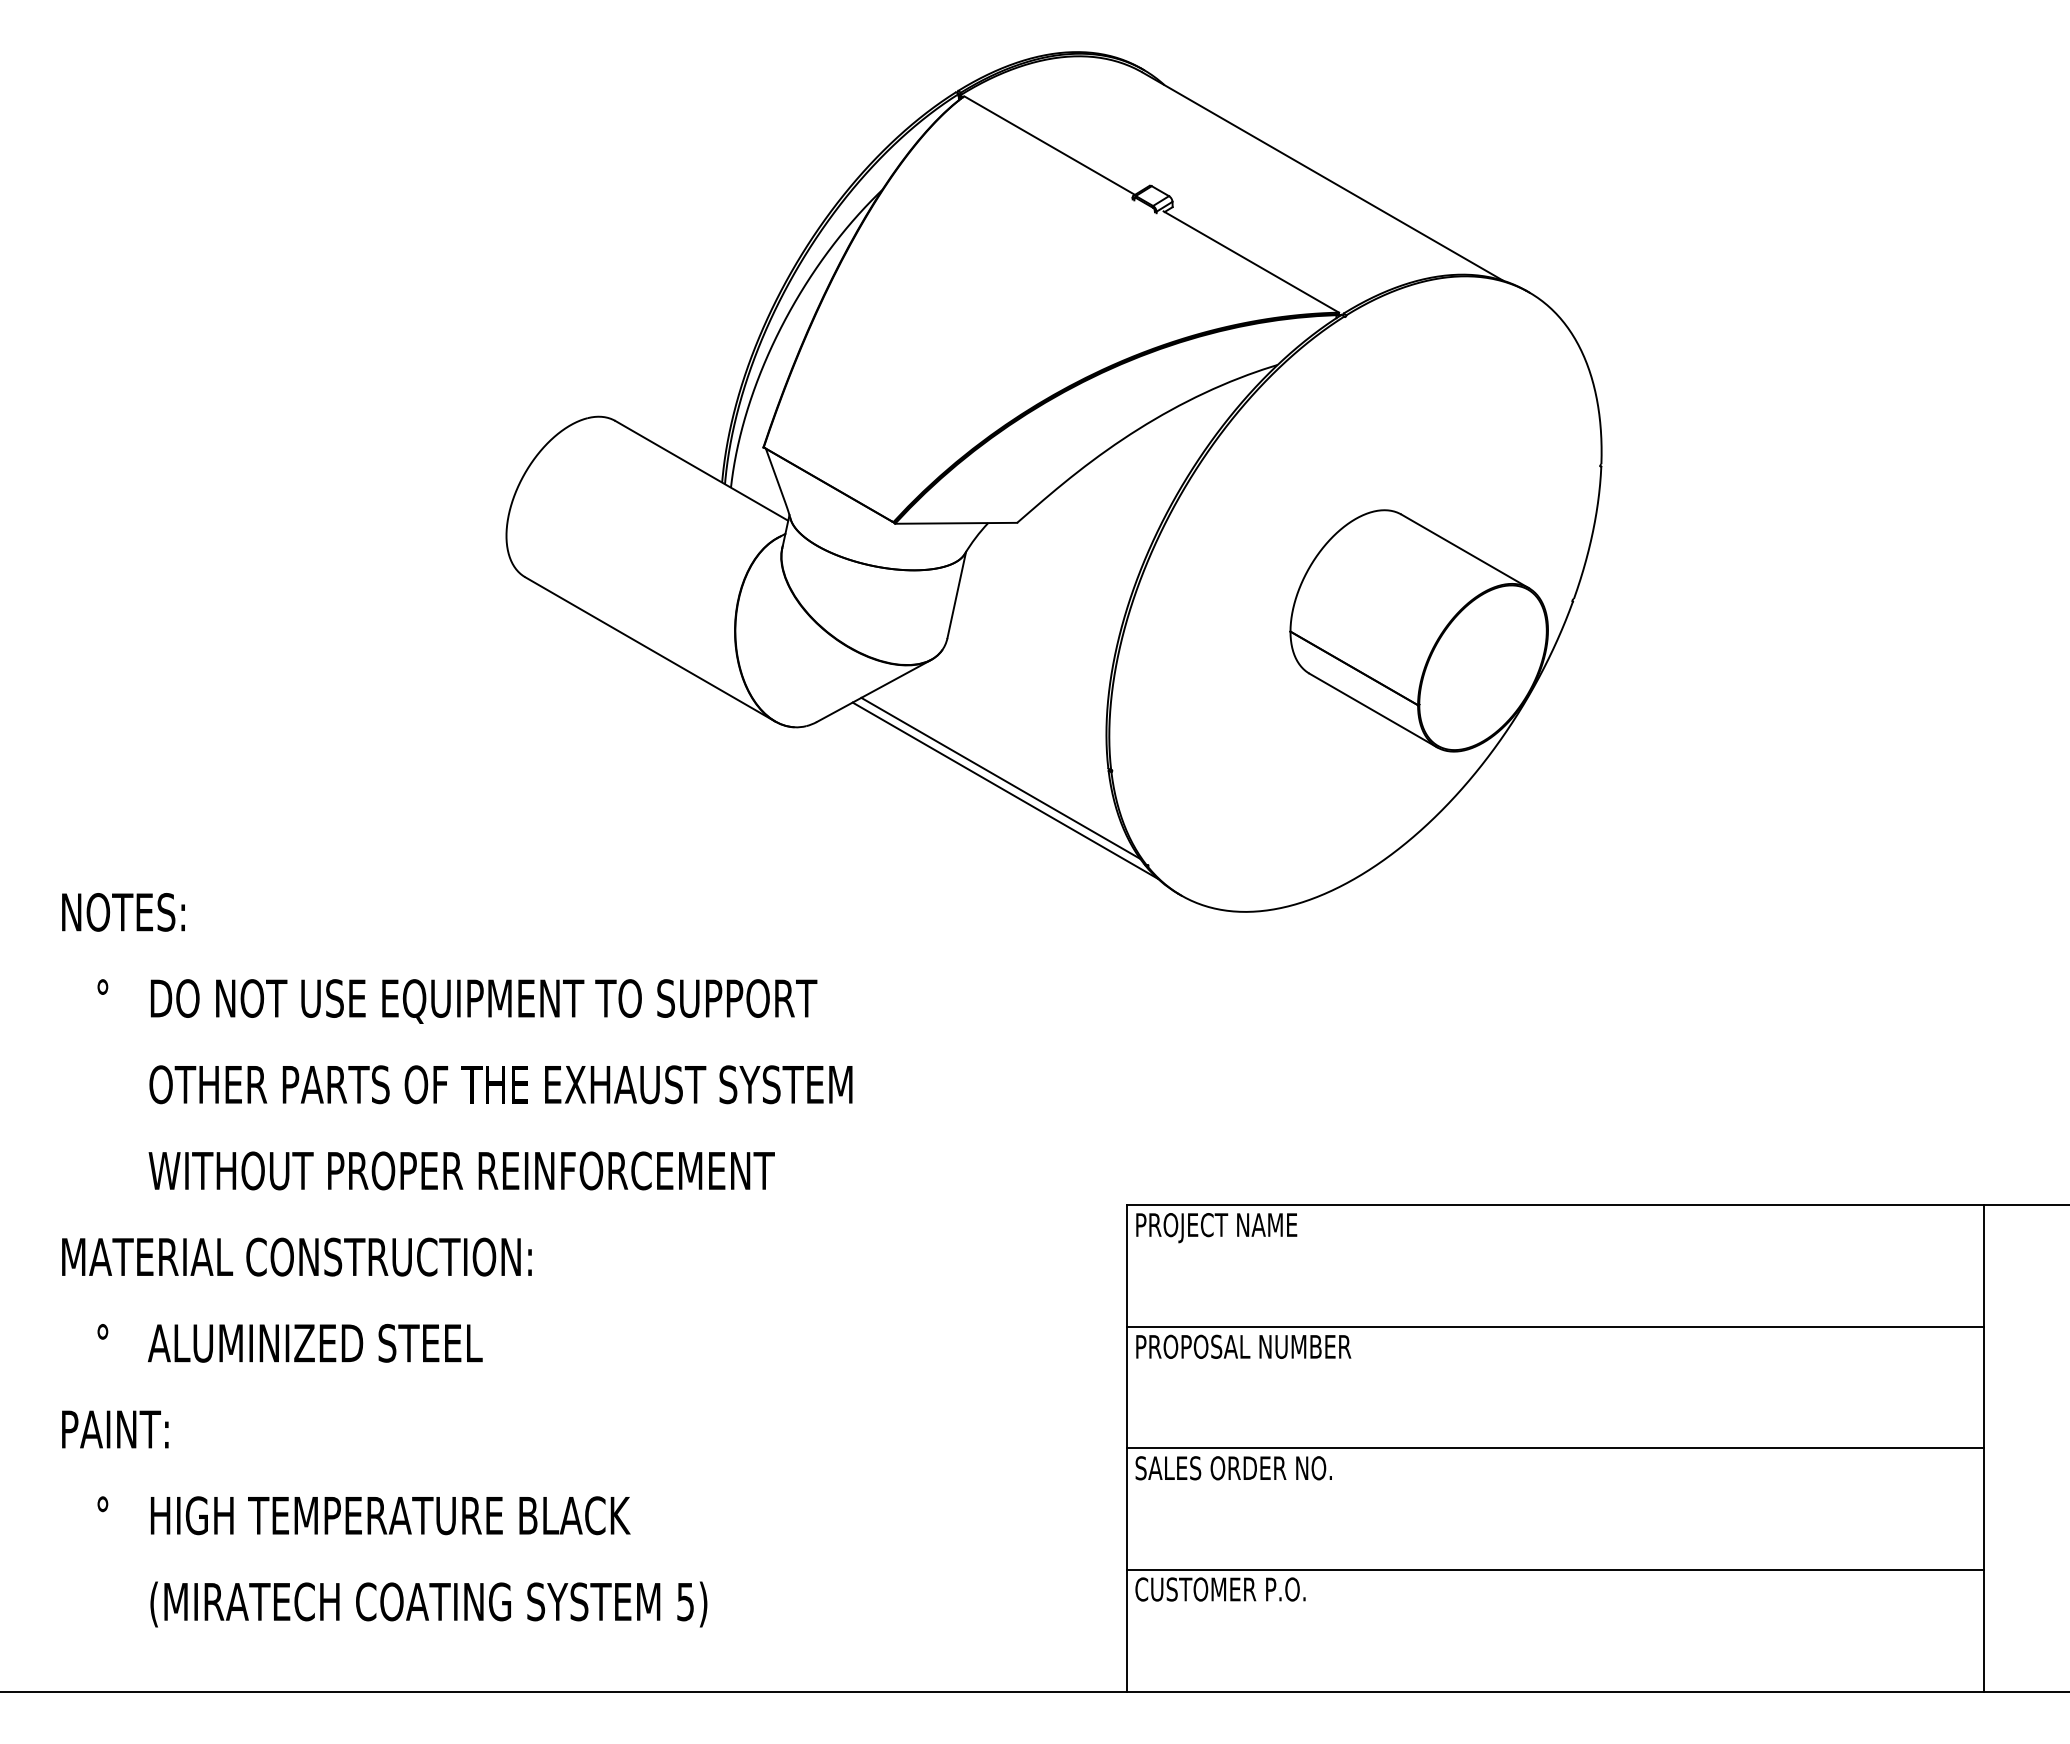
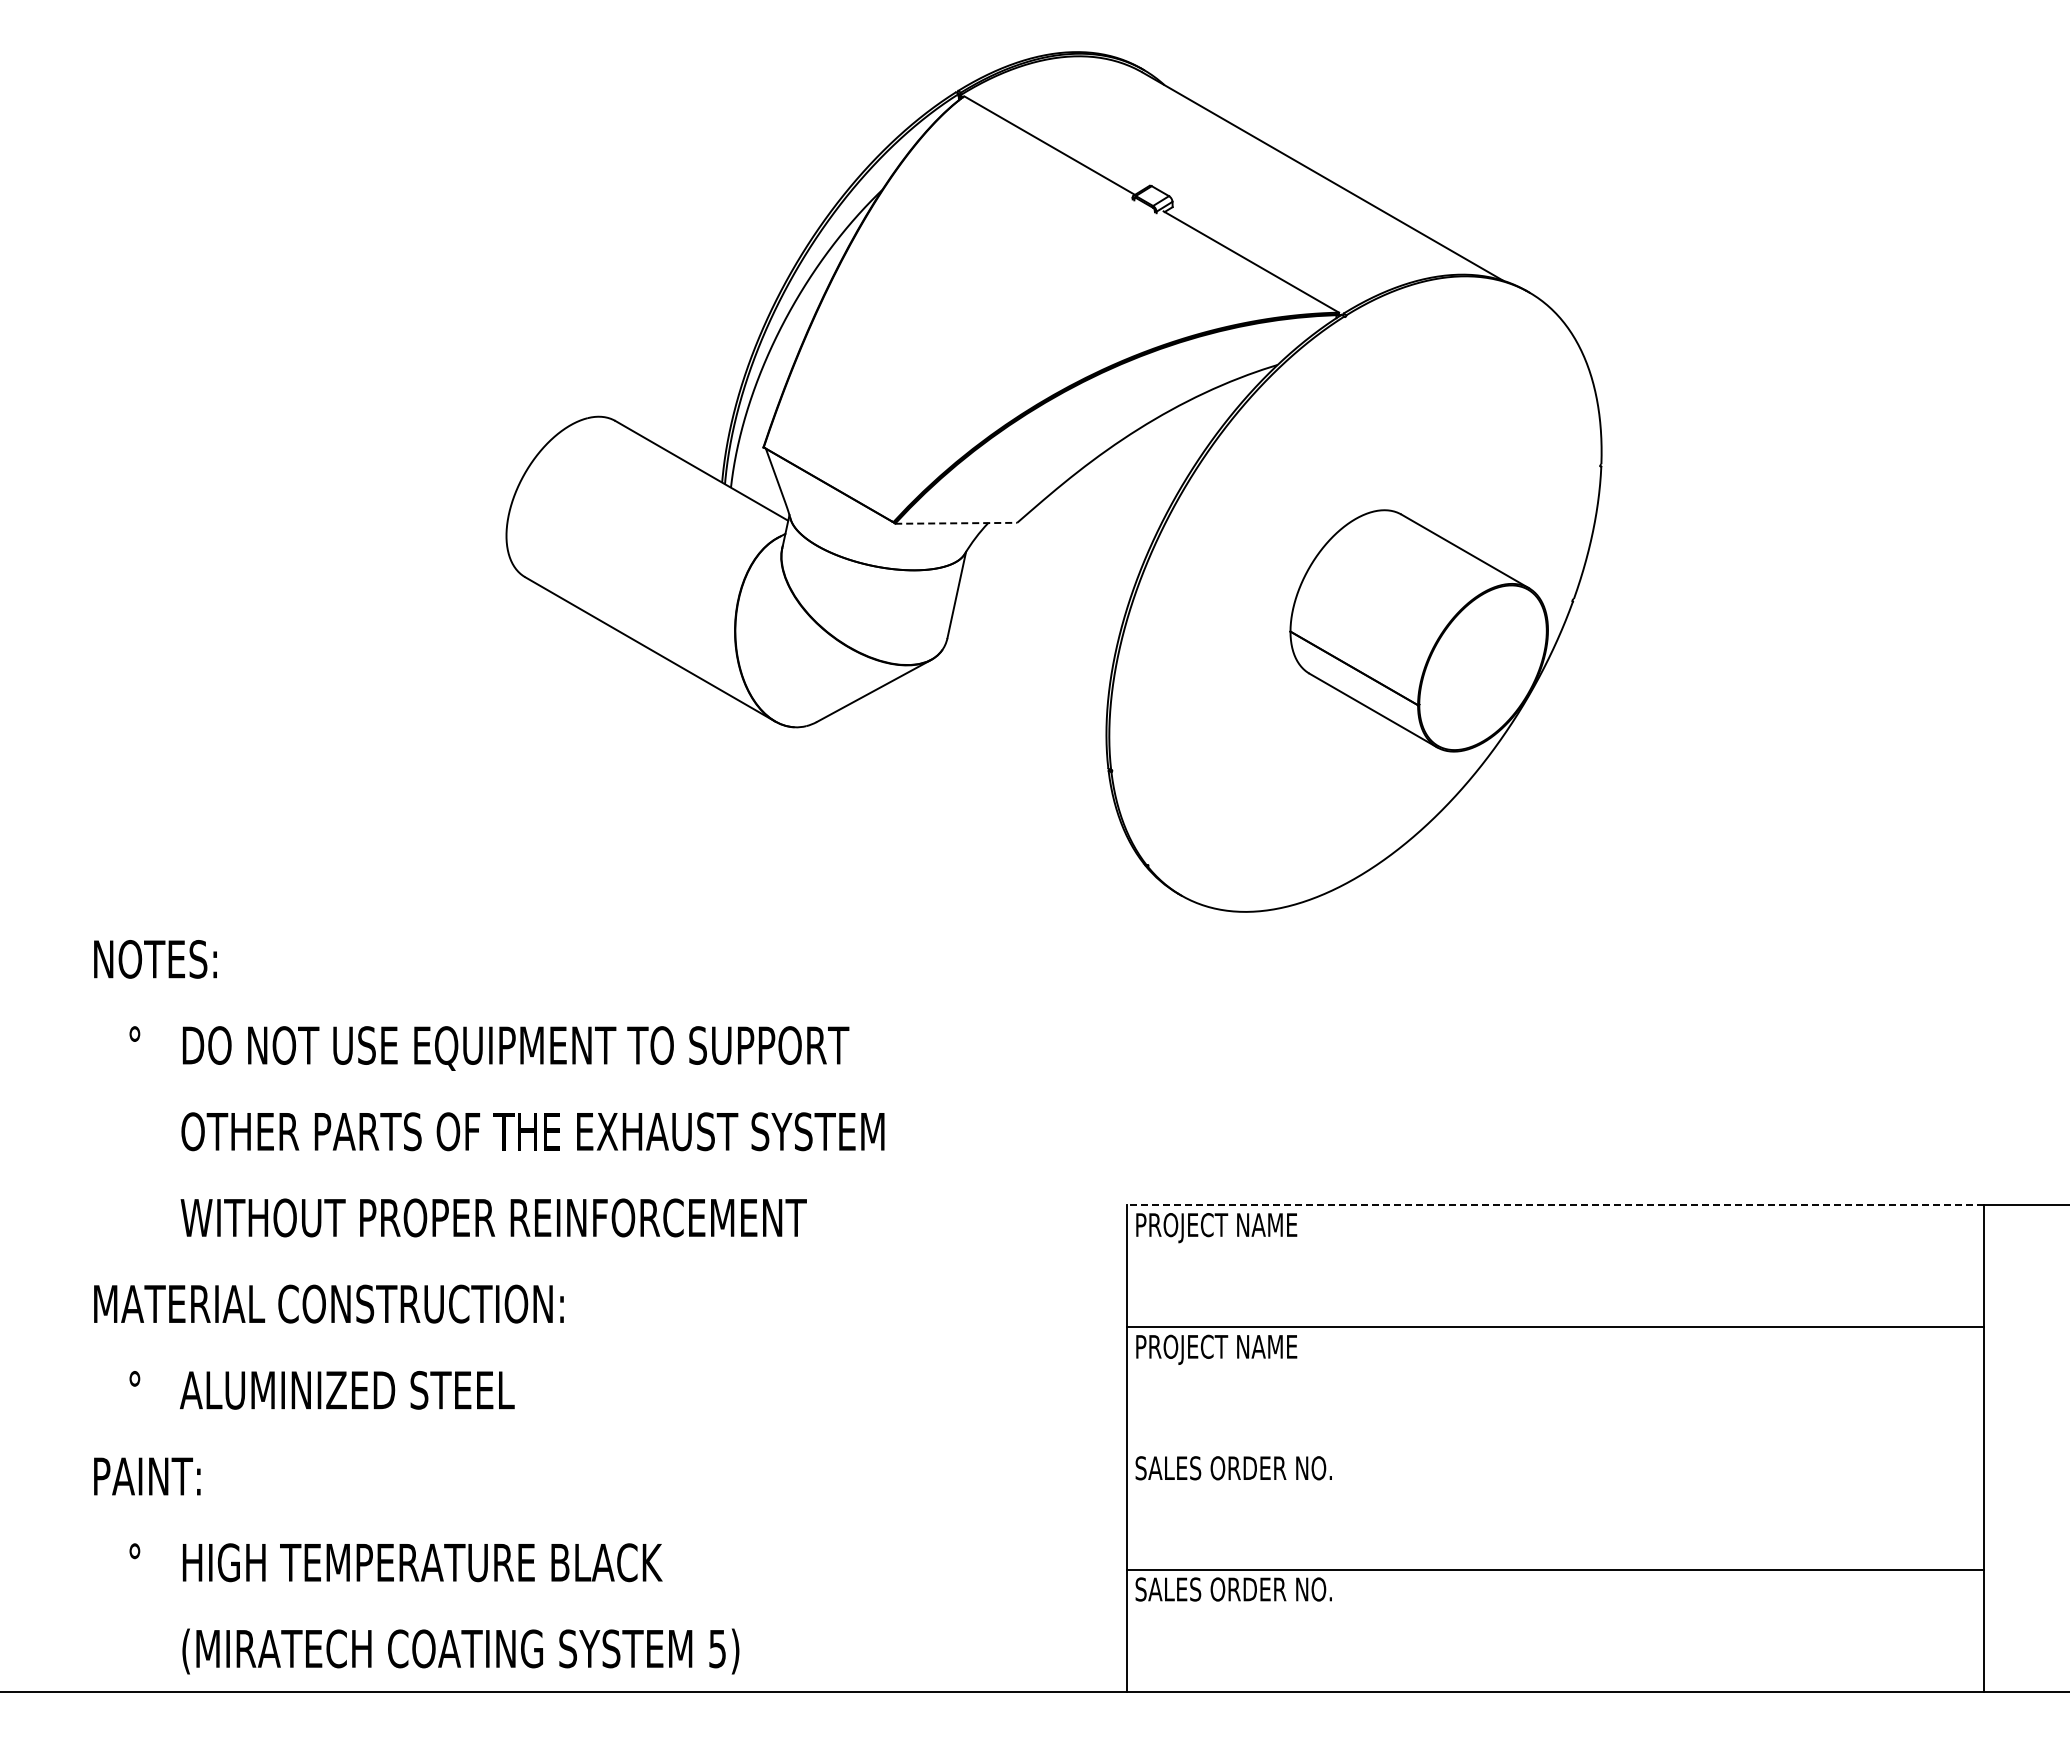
line: solid -> dashed (956, 523)
line: present -> none (1000, 777)
line: present -> none (1004, 790)
line: solid -> dashed (1554, 1204)
text position: (457, 1260) -> (489, 1307) (489, 1307)
text: PROPOSAL NUMBER -> PROJECT NAME (1264, 1349)
line: present -> none (1554, 1448)
text: CUSTOMER P.O. -> SALES ORDER NO. (1233, 1589)
